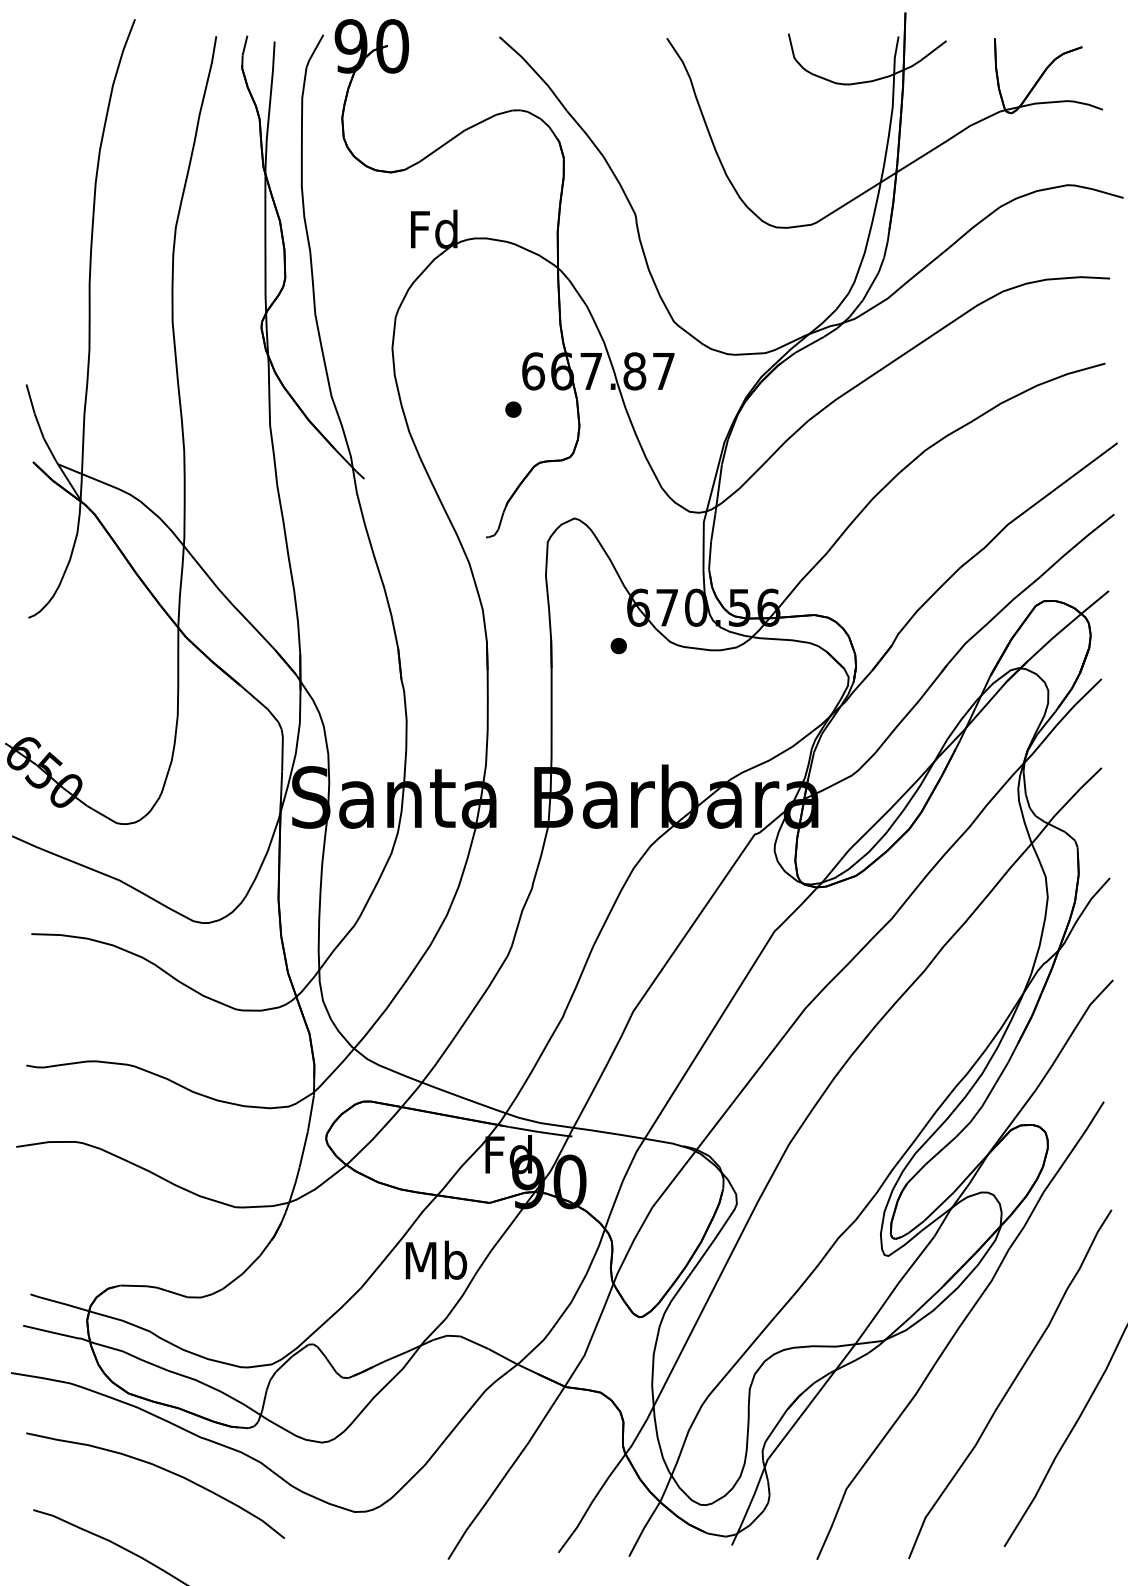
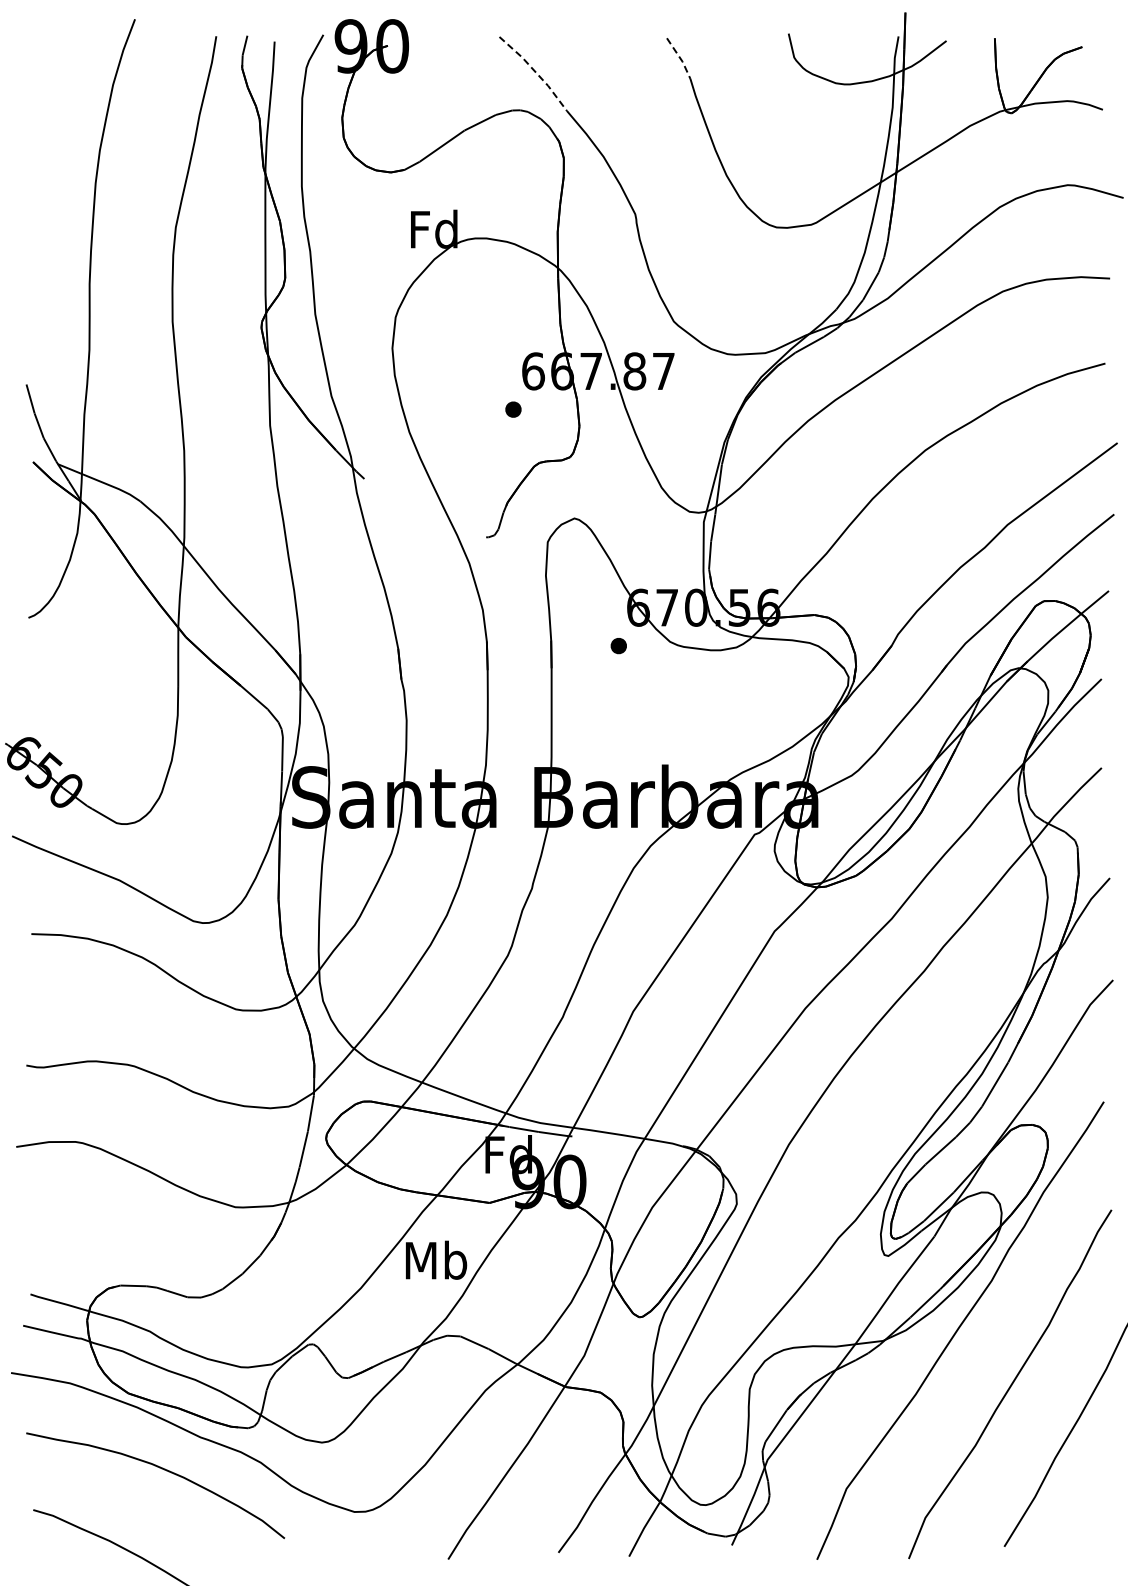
line: solid -> dashed (680, 58)
line: solid -> dashed (535, 72)
